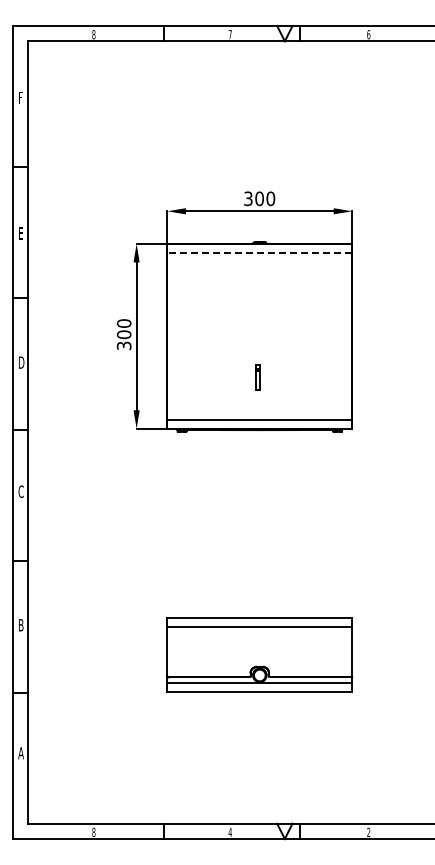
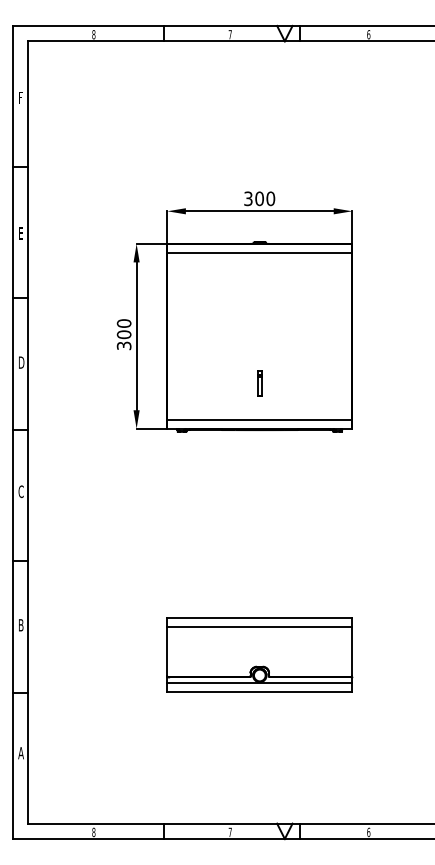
line: dashed -> solid (259, 253)
part position: (257, 377) -> (259, 383) (259, 383)
text: 4 -> 7 (230, 831)
text: 2 -> 6 (368, 831)
